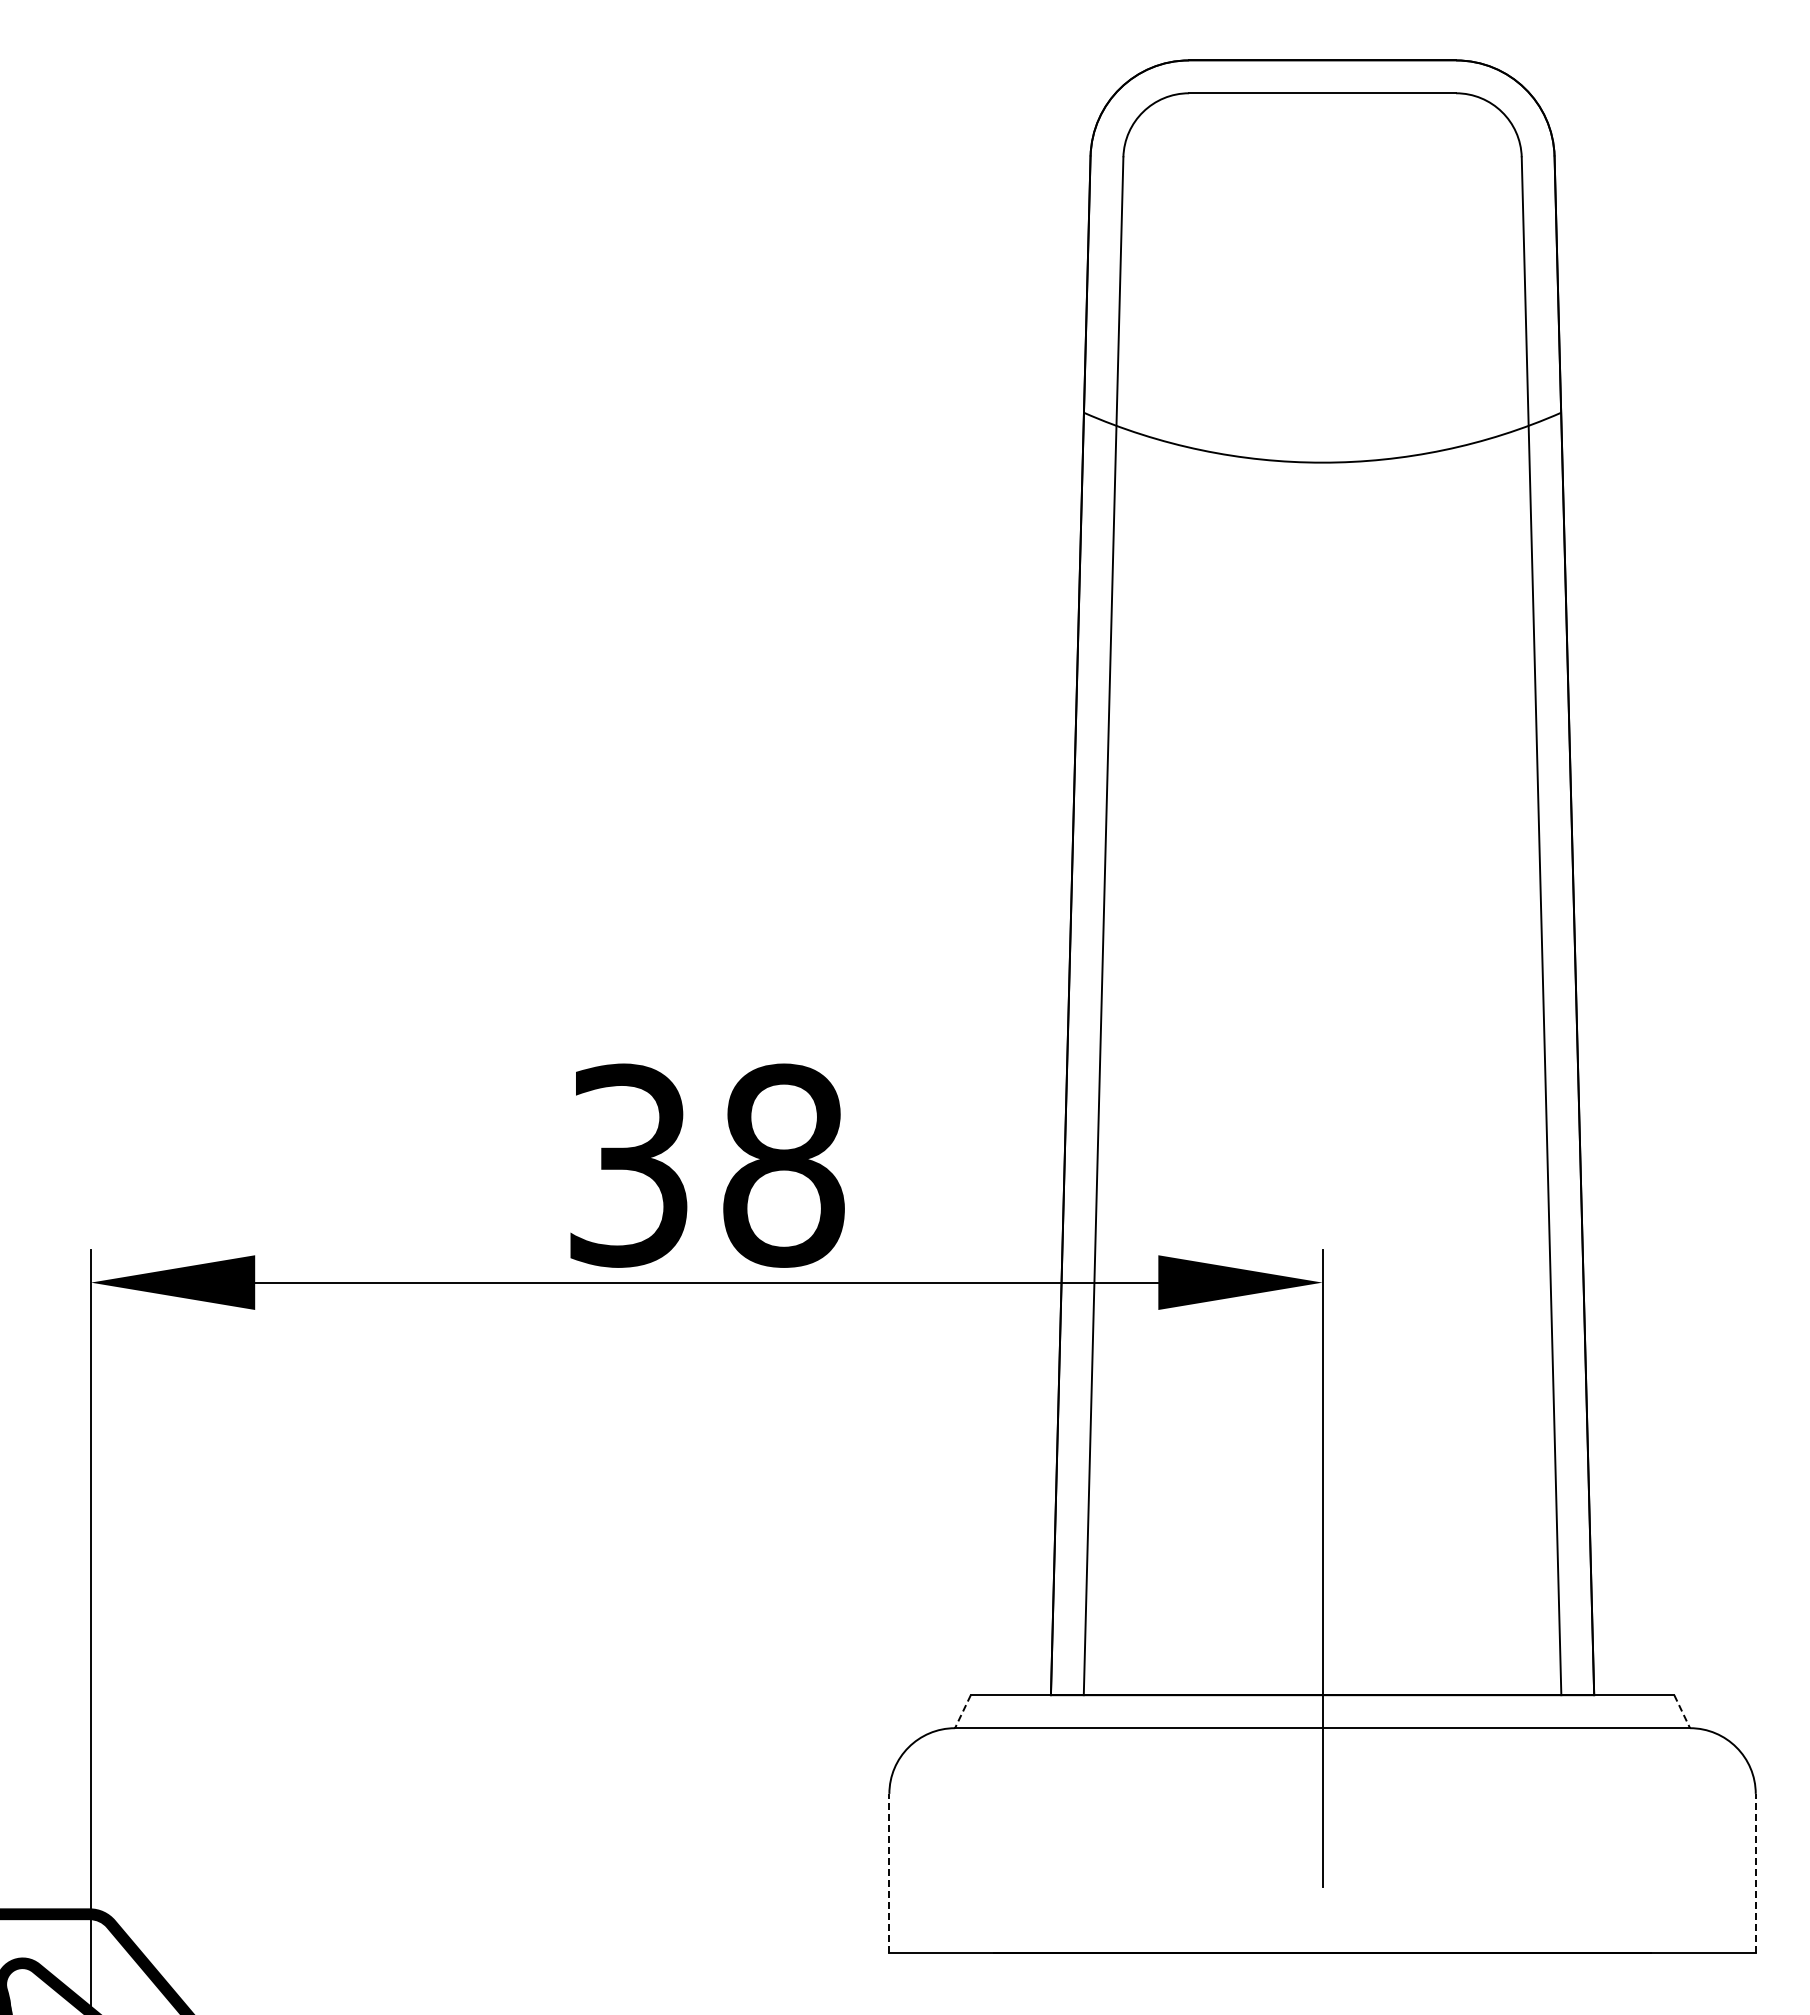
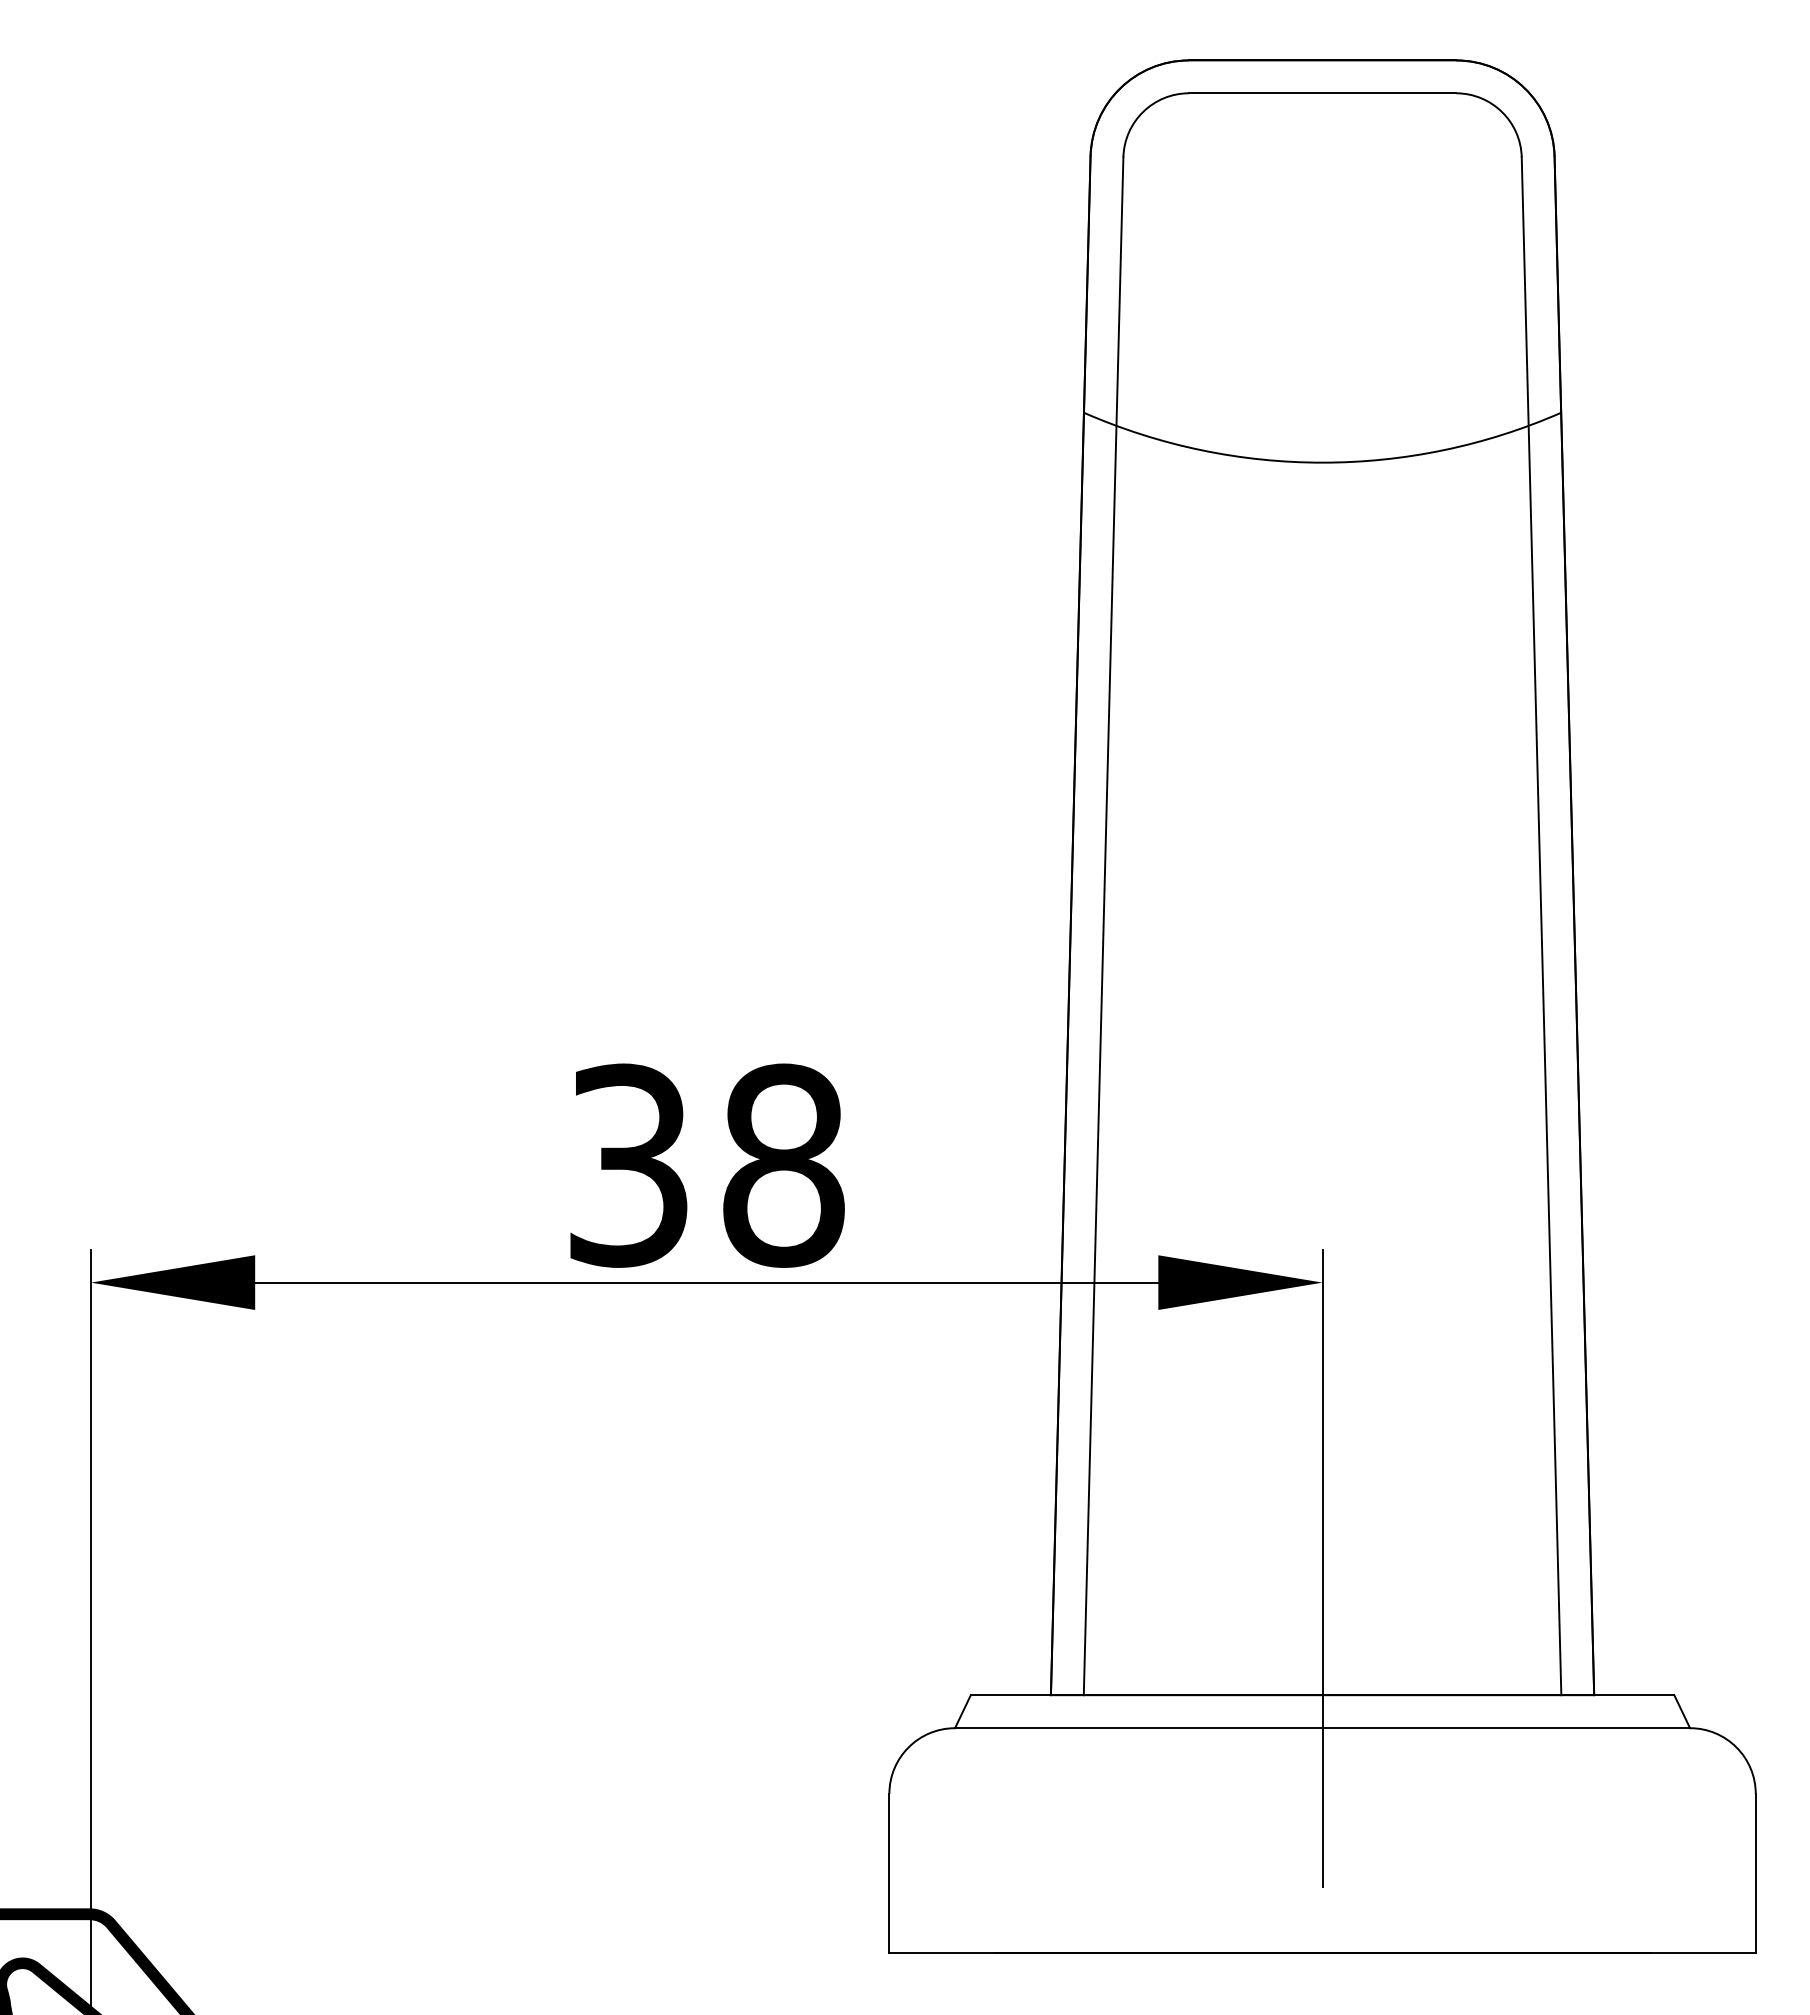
line: dashed -> solid (962, 1712)
line: dashed -> solid (1682, 1712)
line: dashed -> solid (889, 1872)
line: dashed -> solid (1755, 1872)
